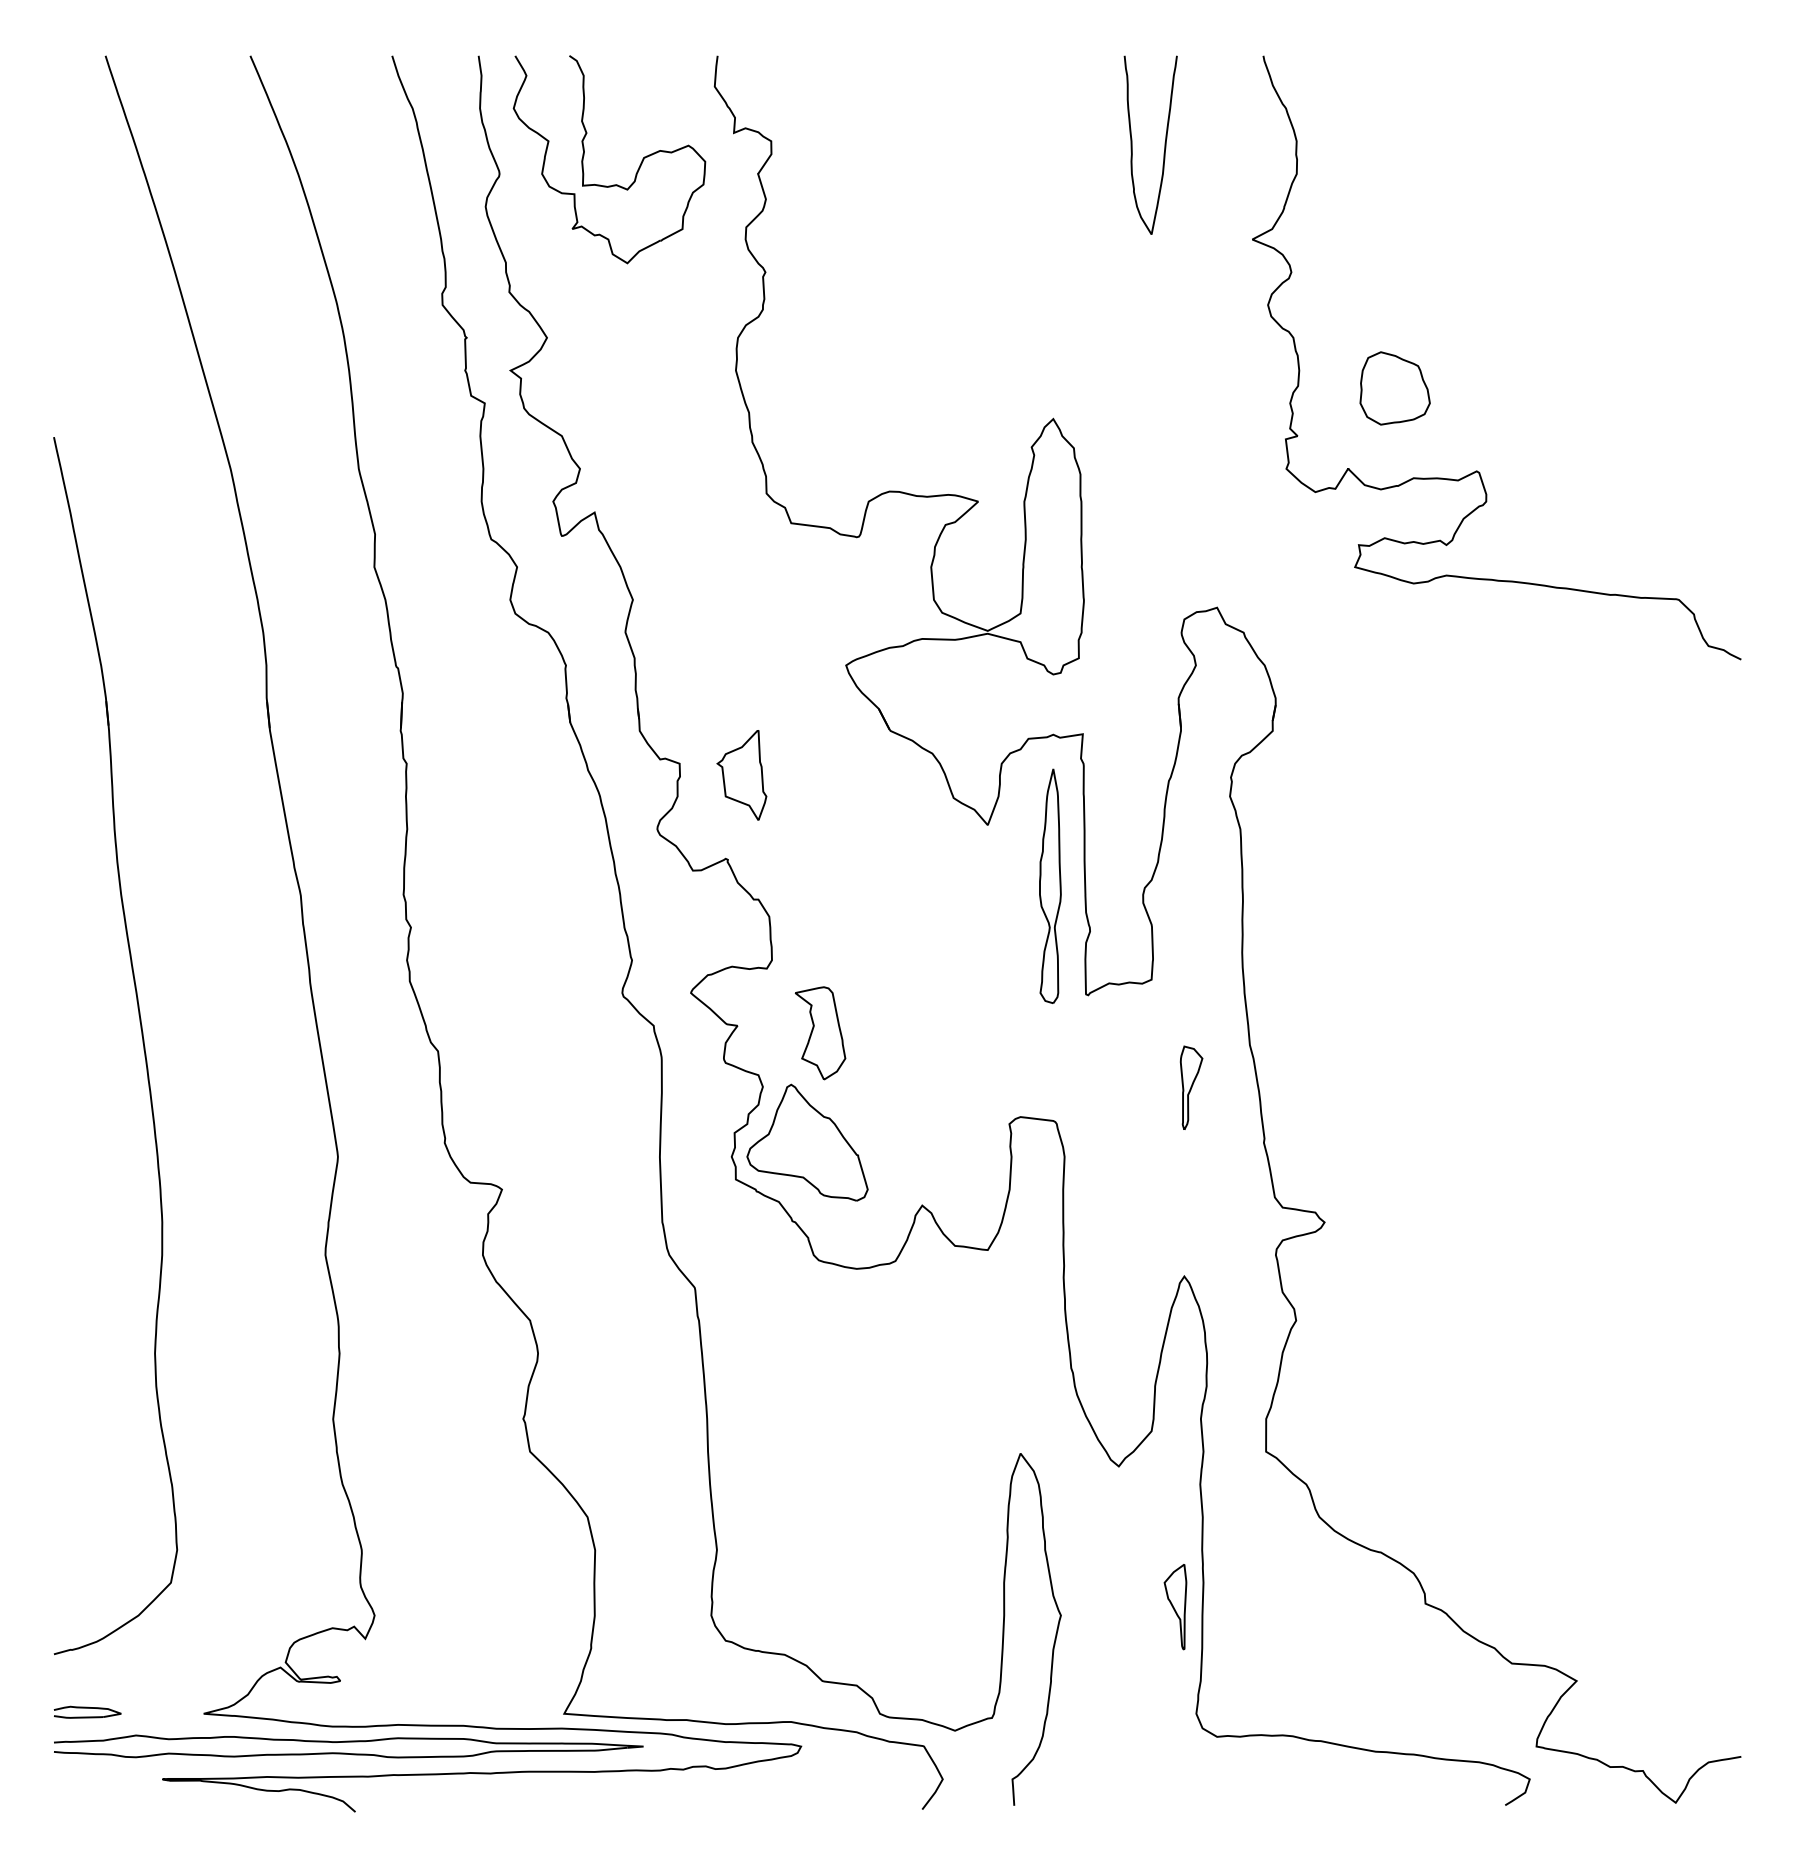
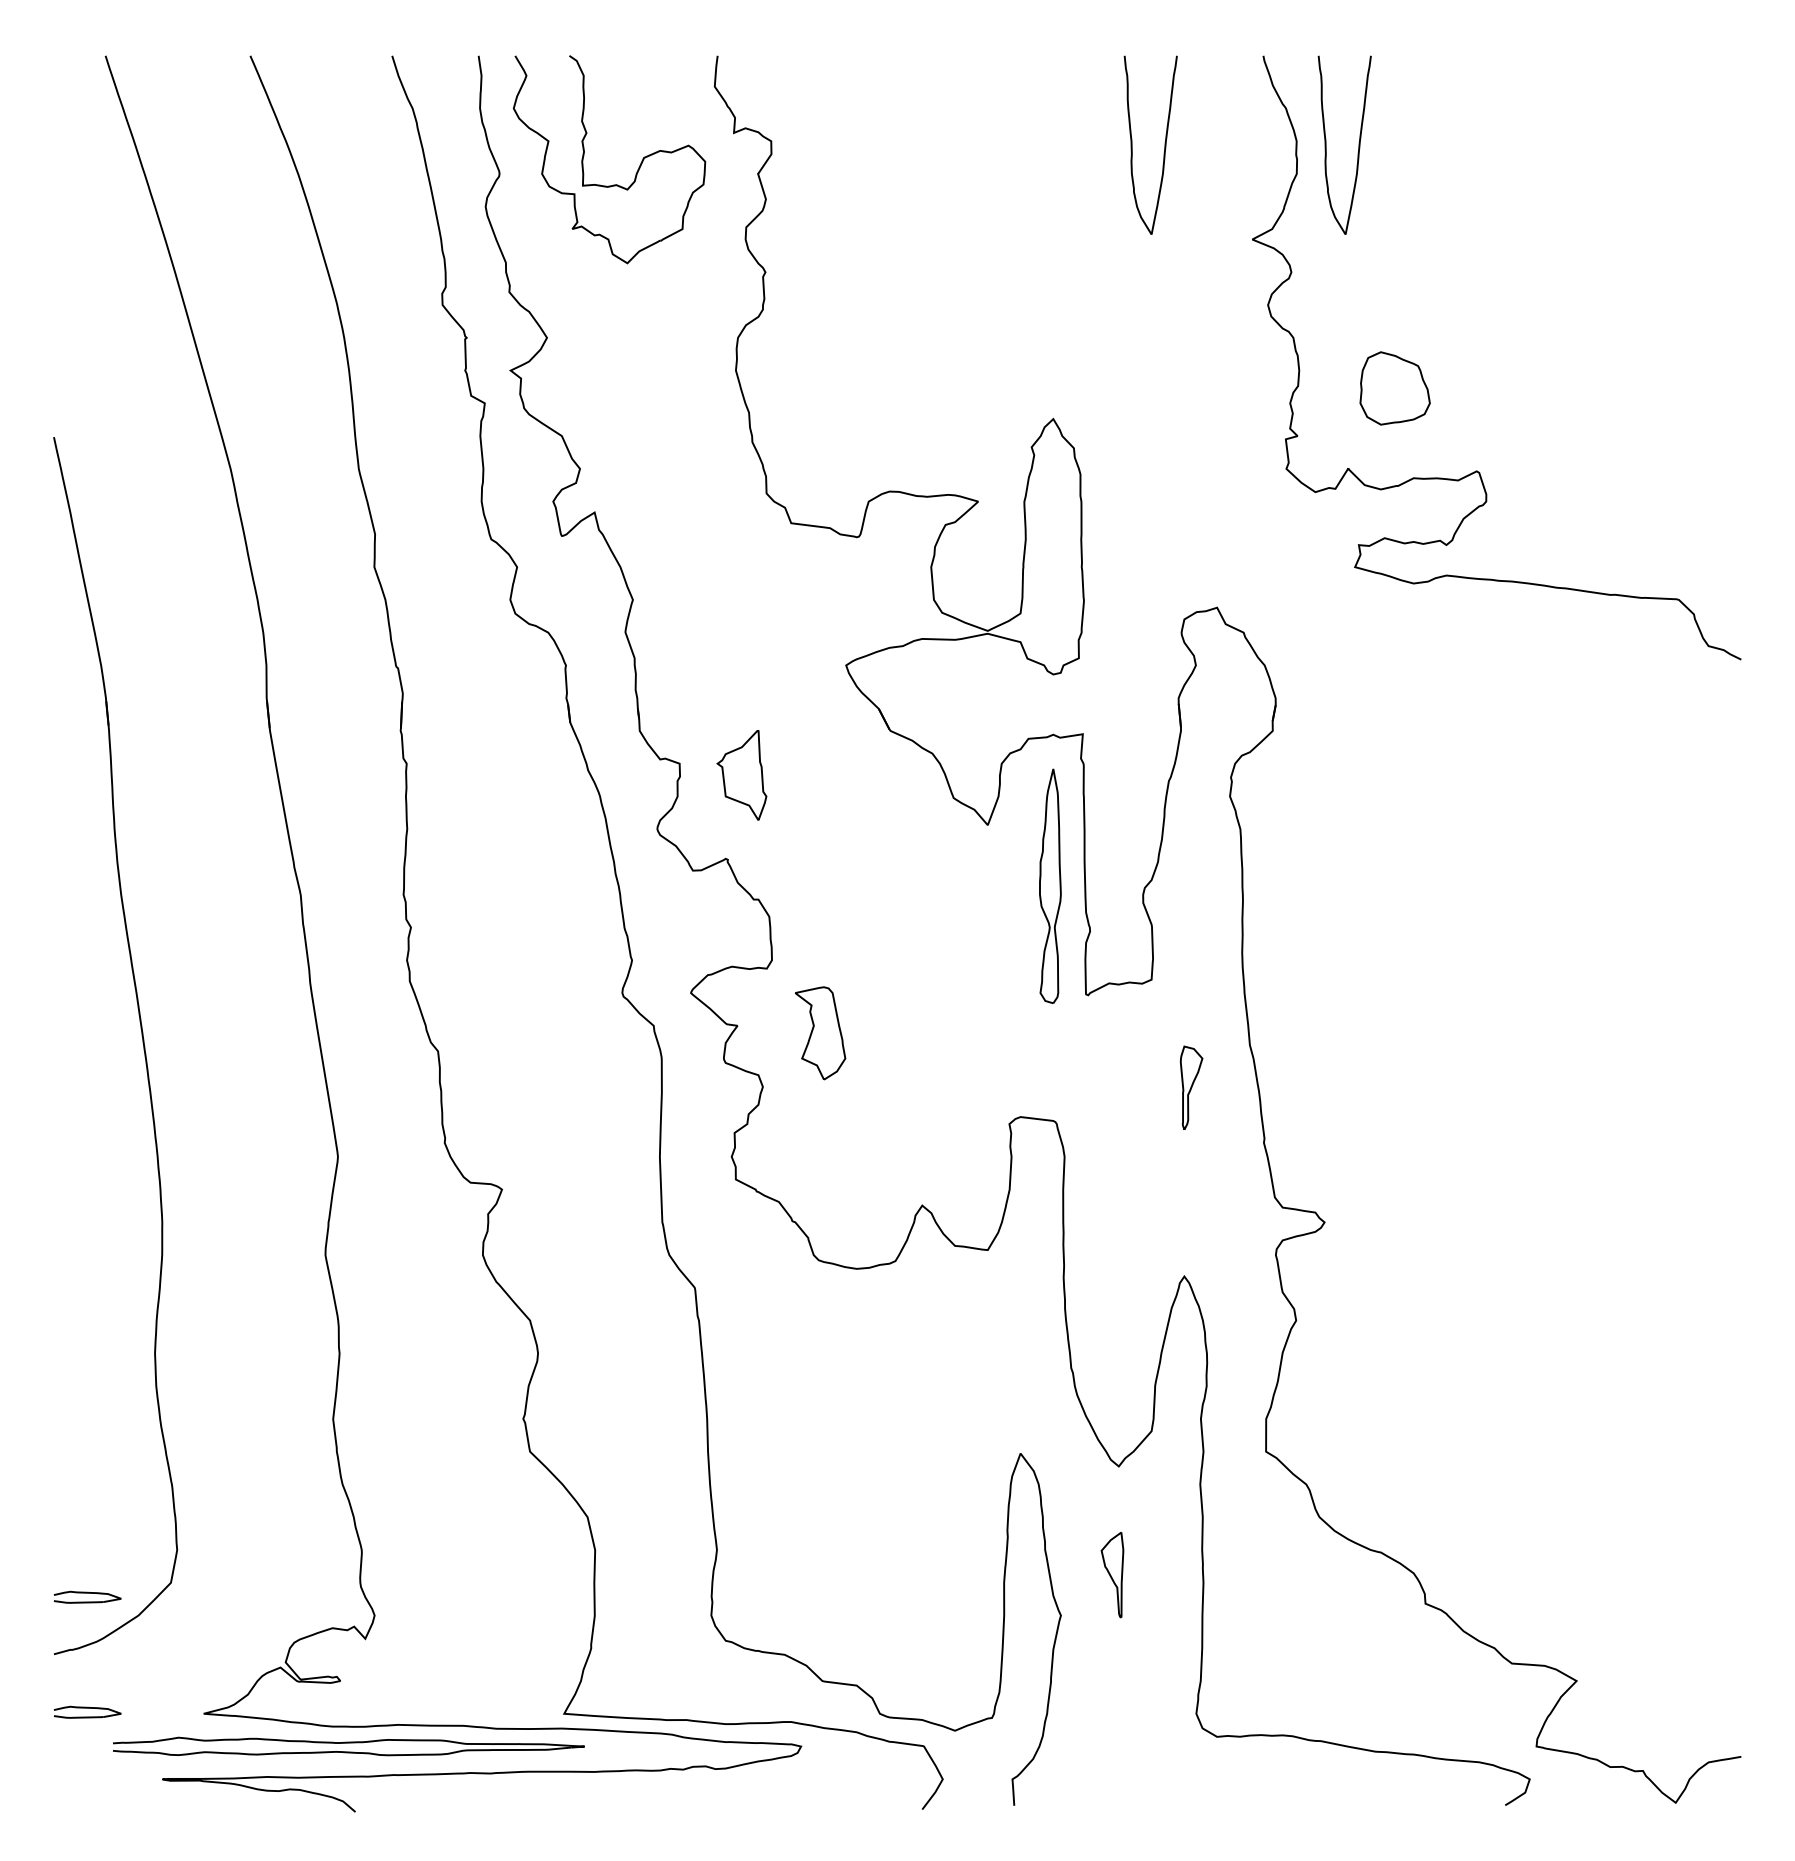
curve: none -> present (1358, 144)
part: present -> none (807, 1142)
part: none -> present (87, 1596)
part position: (1175, 1607) -> (1112, 1575) (1112, 1575)
part size: 590x25 px -> 472x21 px (348, 1746)
